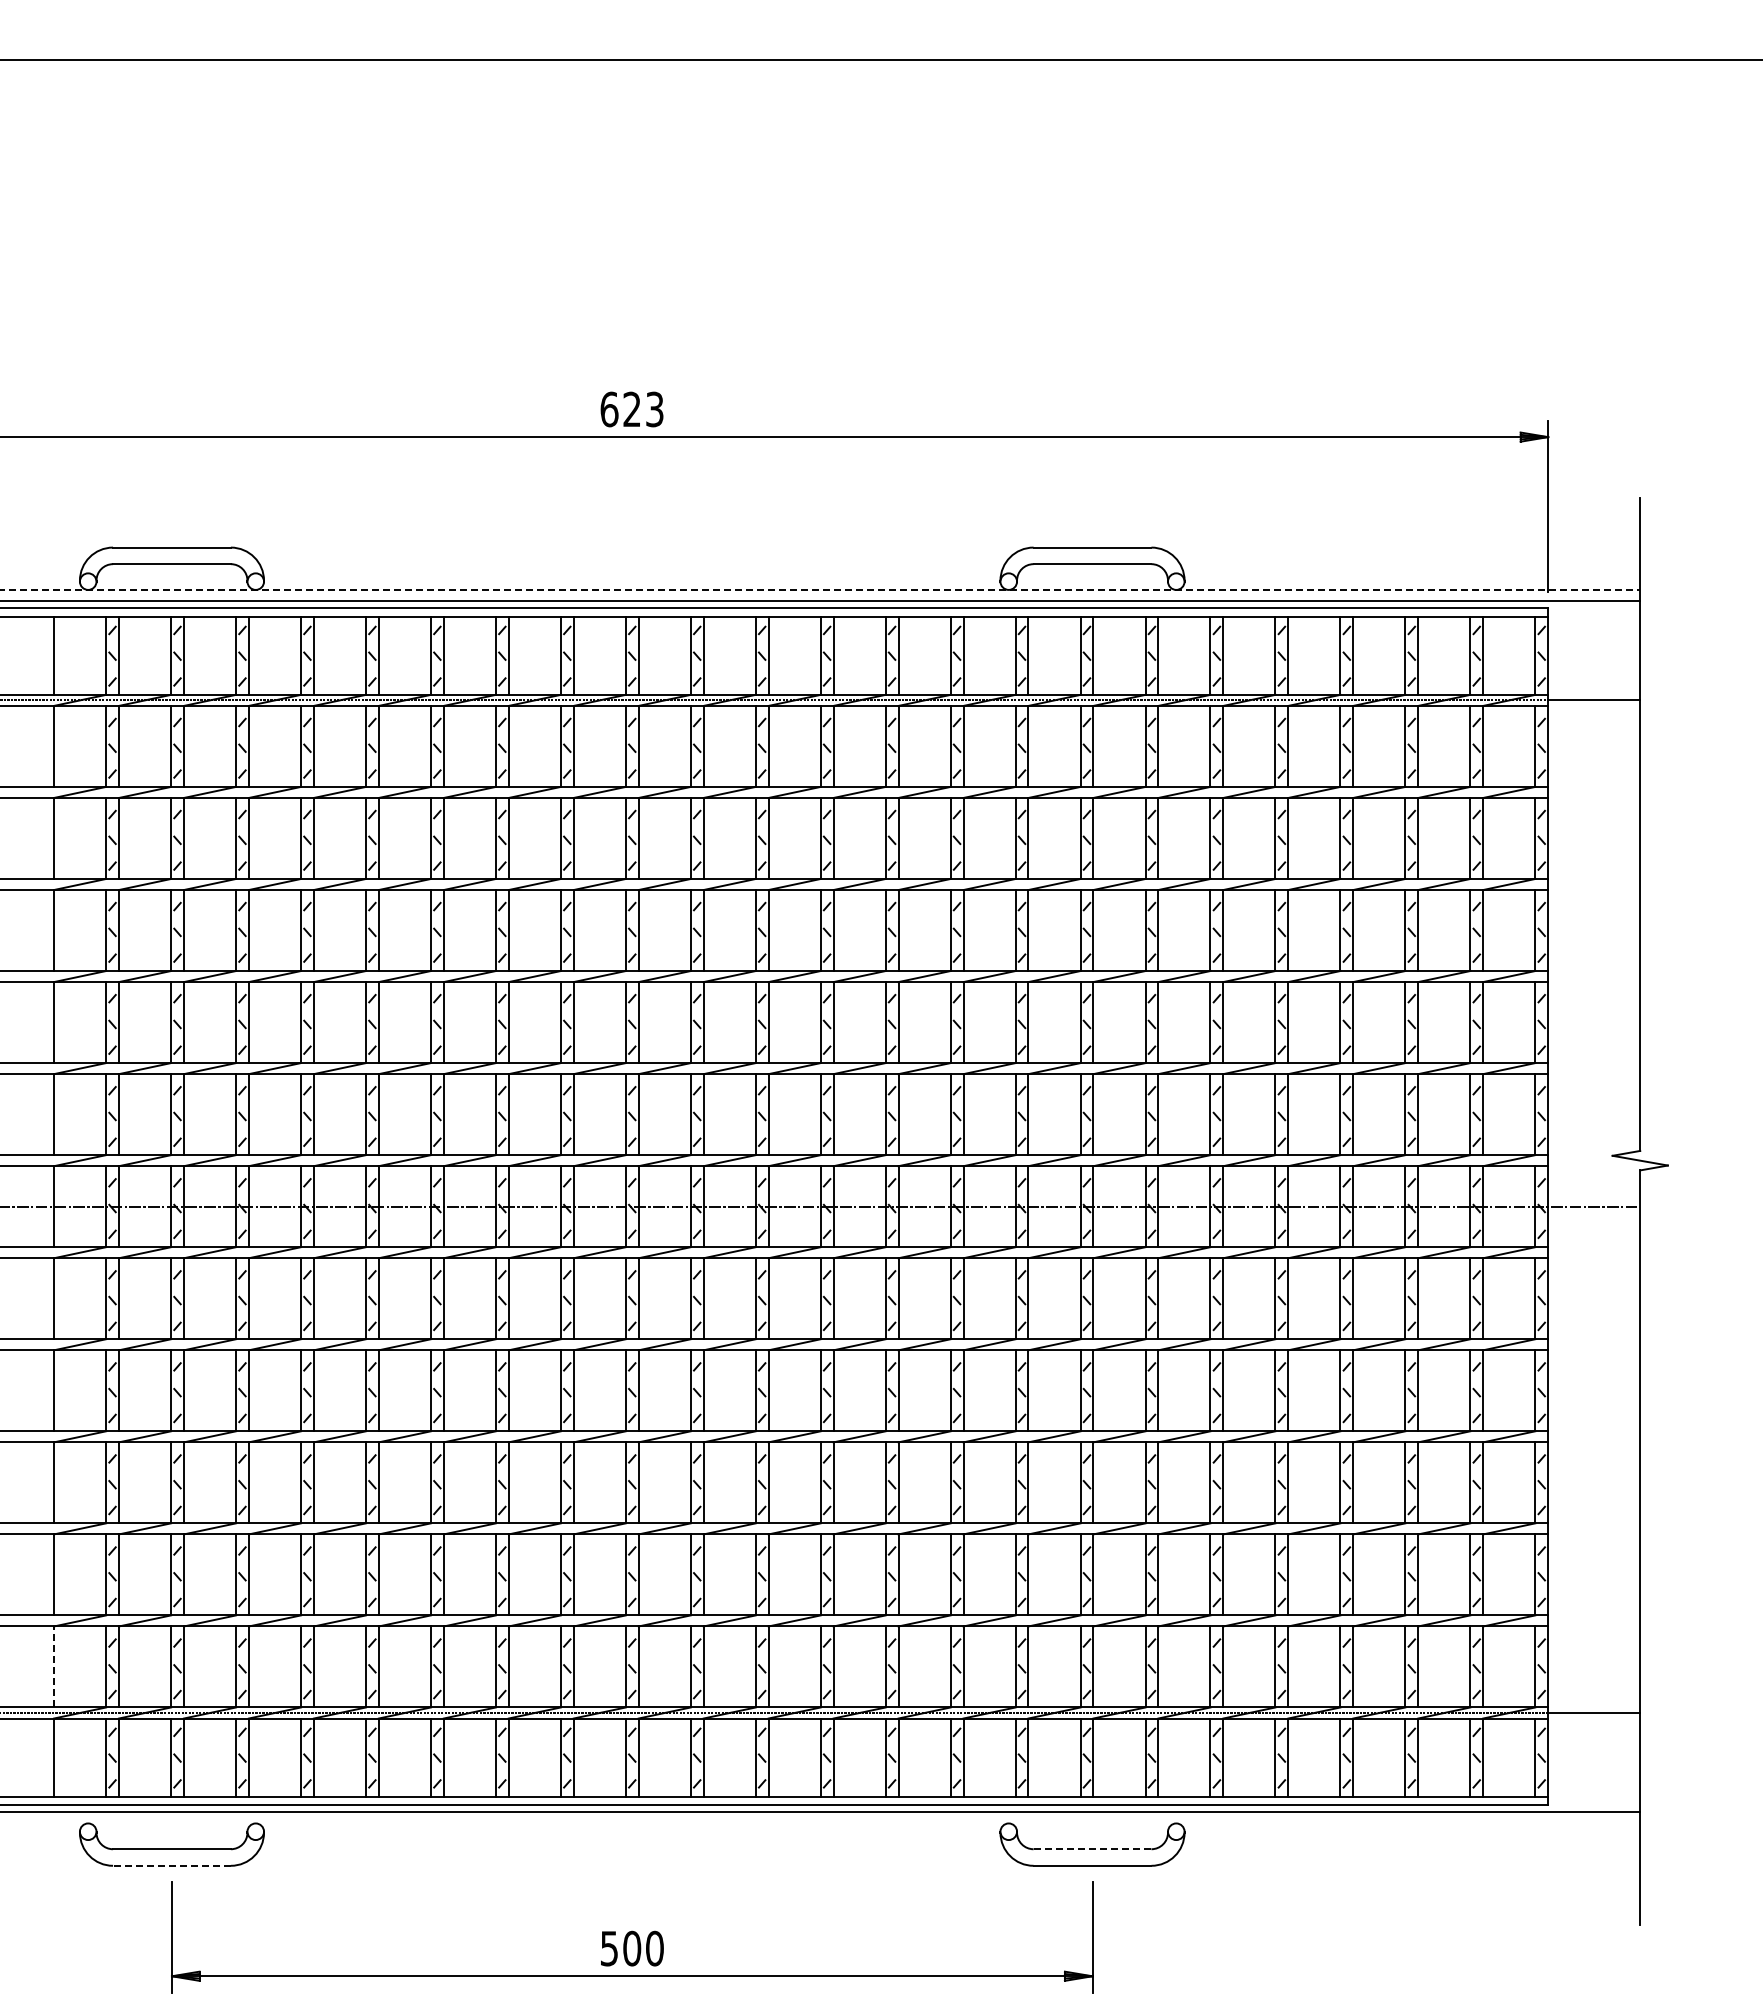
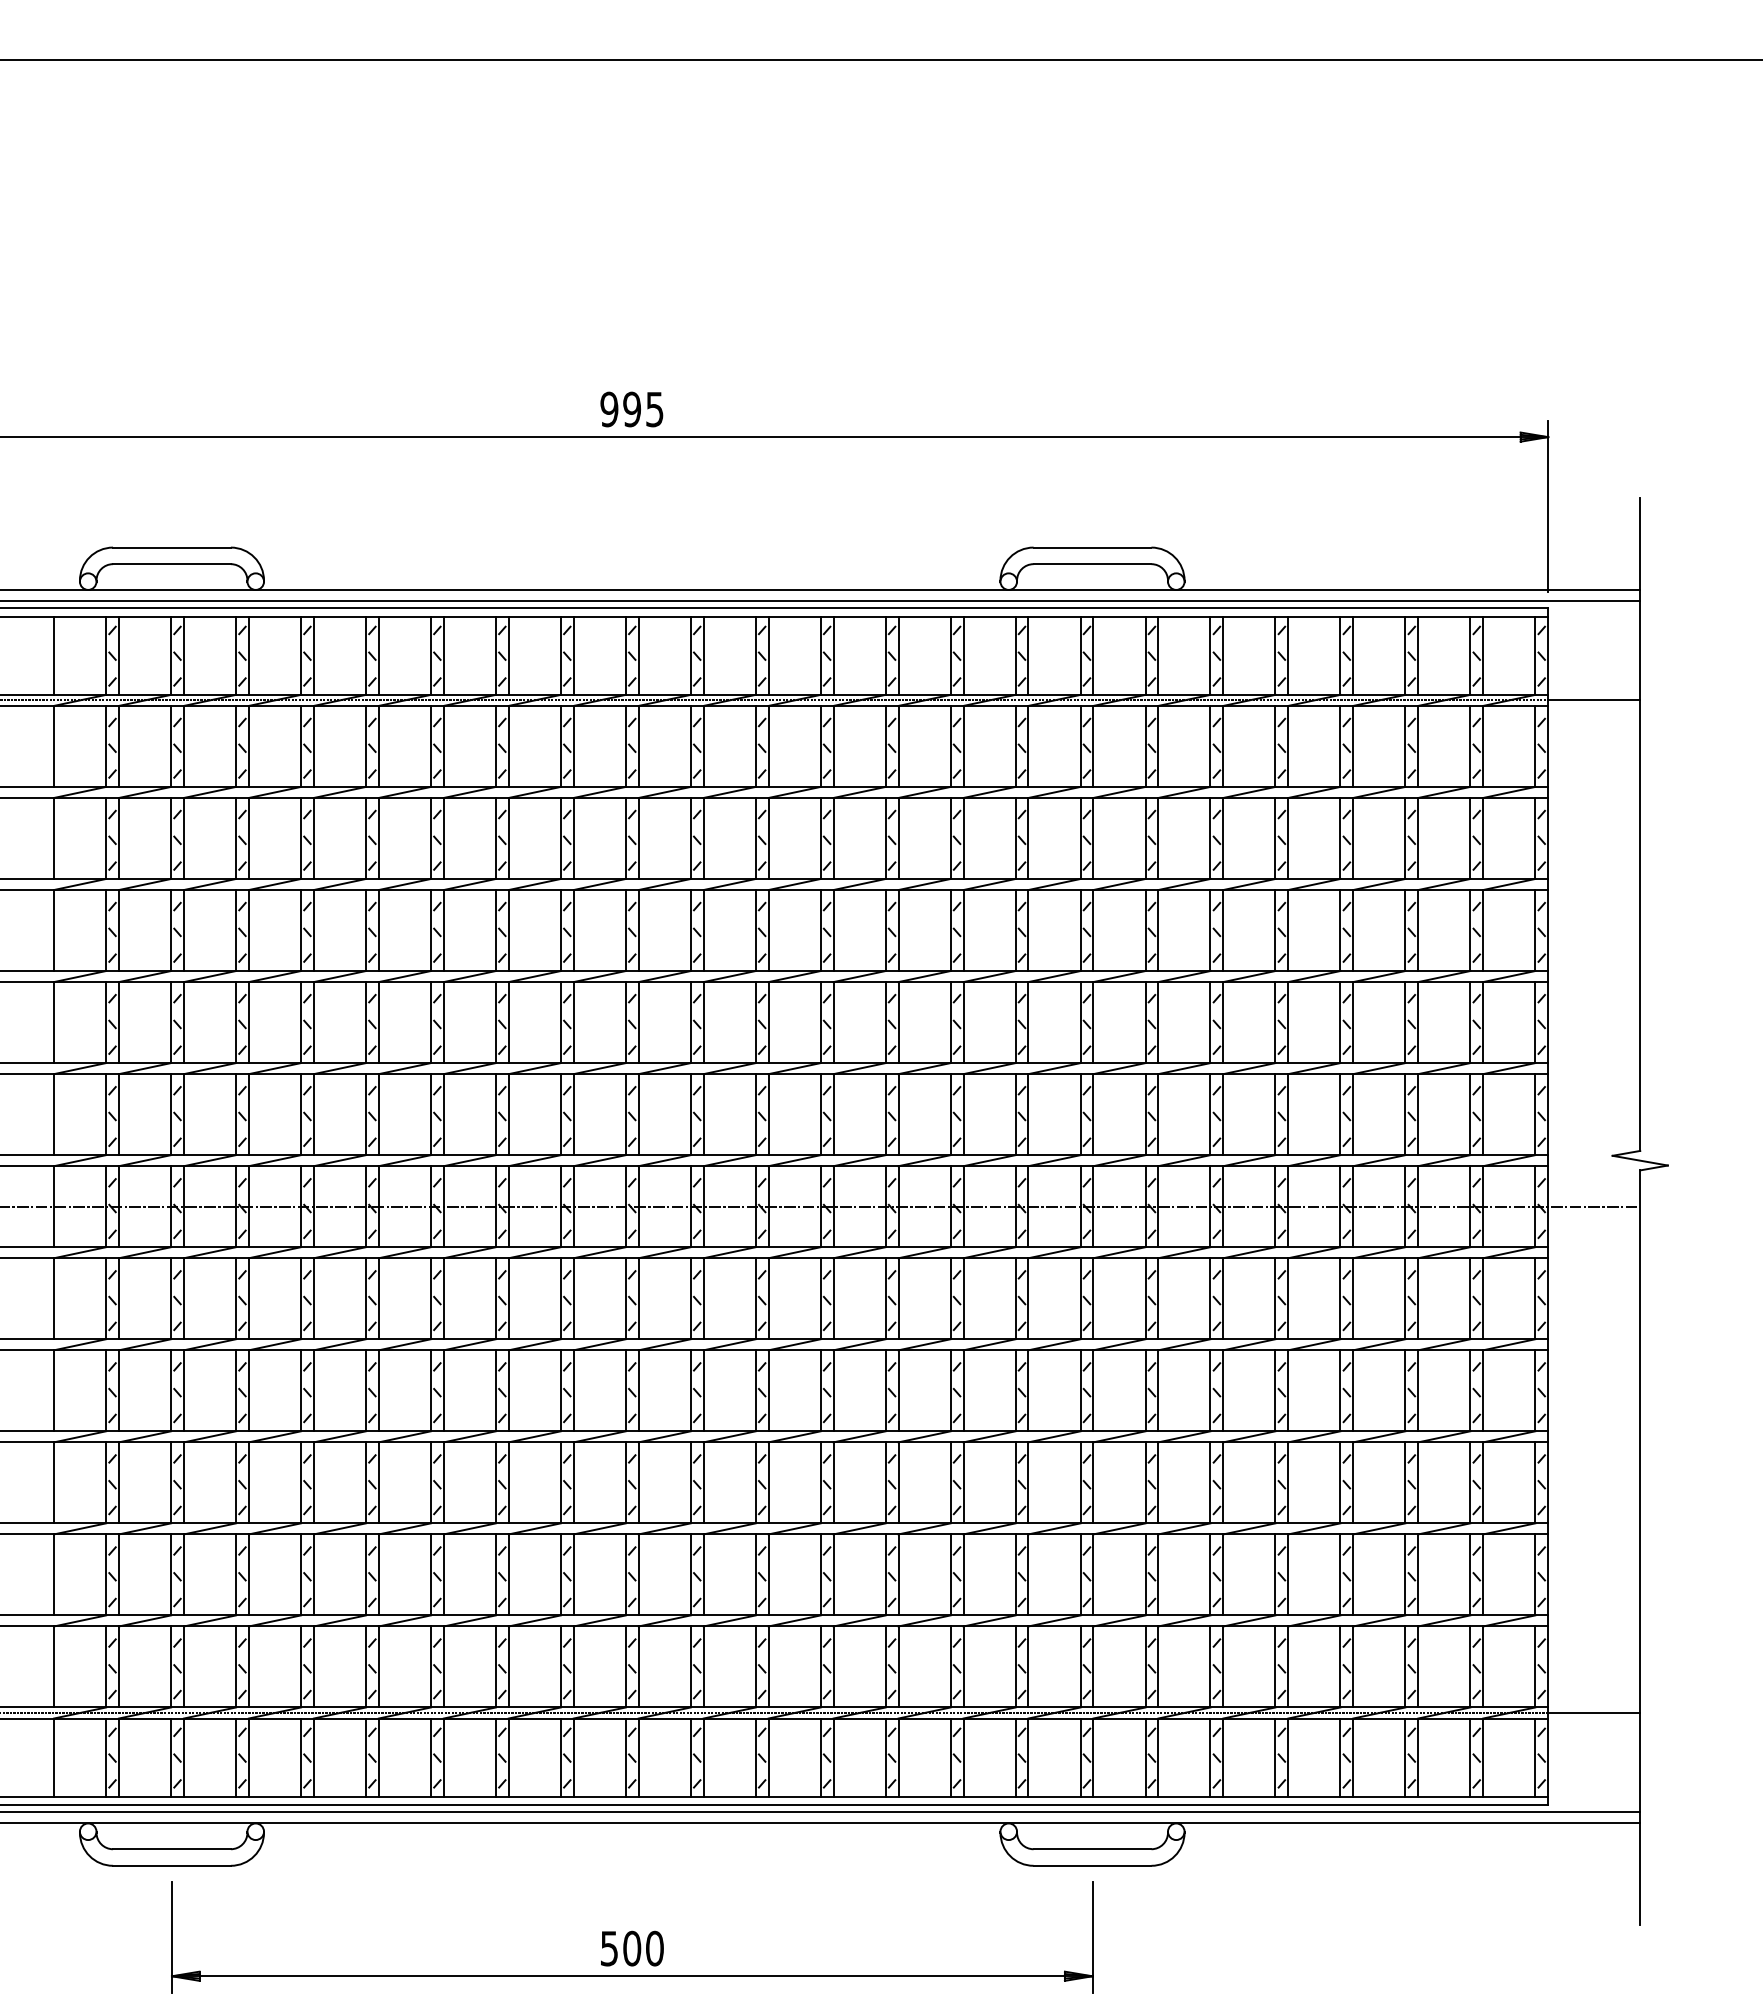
text: 623 -> 995 (631, 409)
line: dashed -> solid (820, 589)
line: dashed -> solid (54, 1666)
line: none -> present (821, 1823)
line: dashed -> solid (1092, 1849)
line: dashed -> solid (171, 1865)
